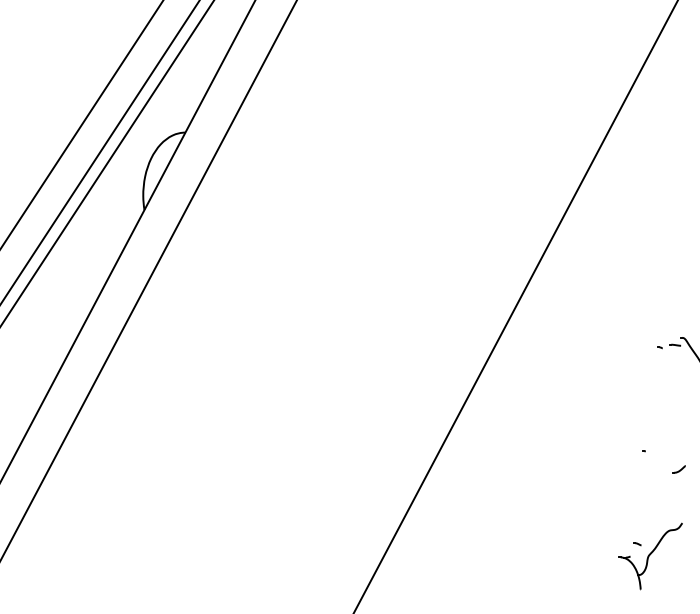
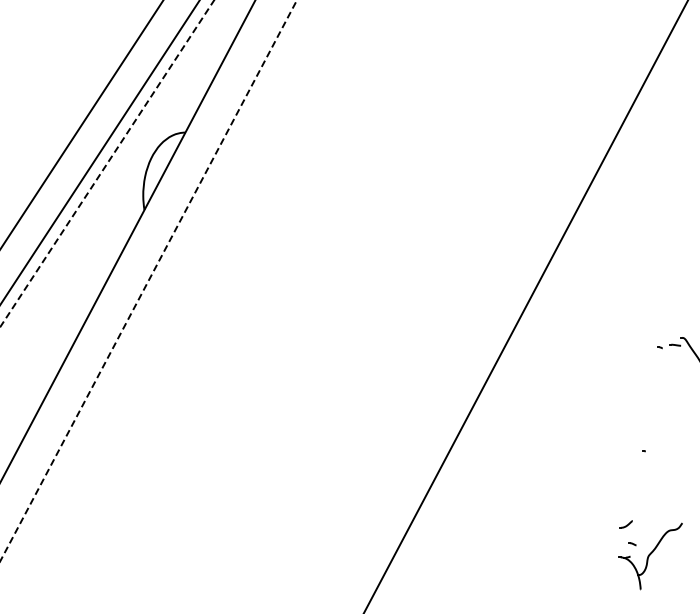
line: solid -> dashed (106, 164)
line: solid -> dashed (148, 281)
line position: (515, 306) -> (526, 306) (526, 306)
part position: (678, 469) -> (625, 524) (625, 524)
part position: (637, 544) -> (632, 544) (632, 544)
